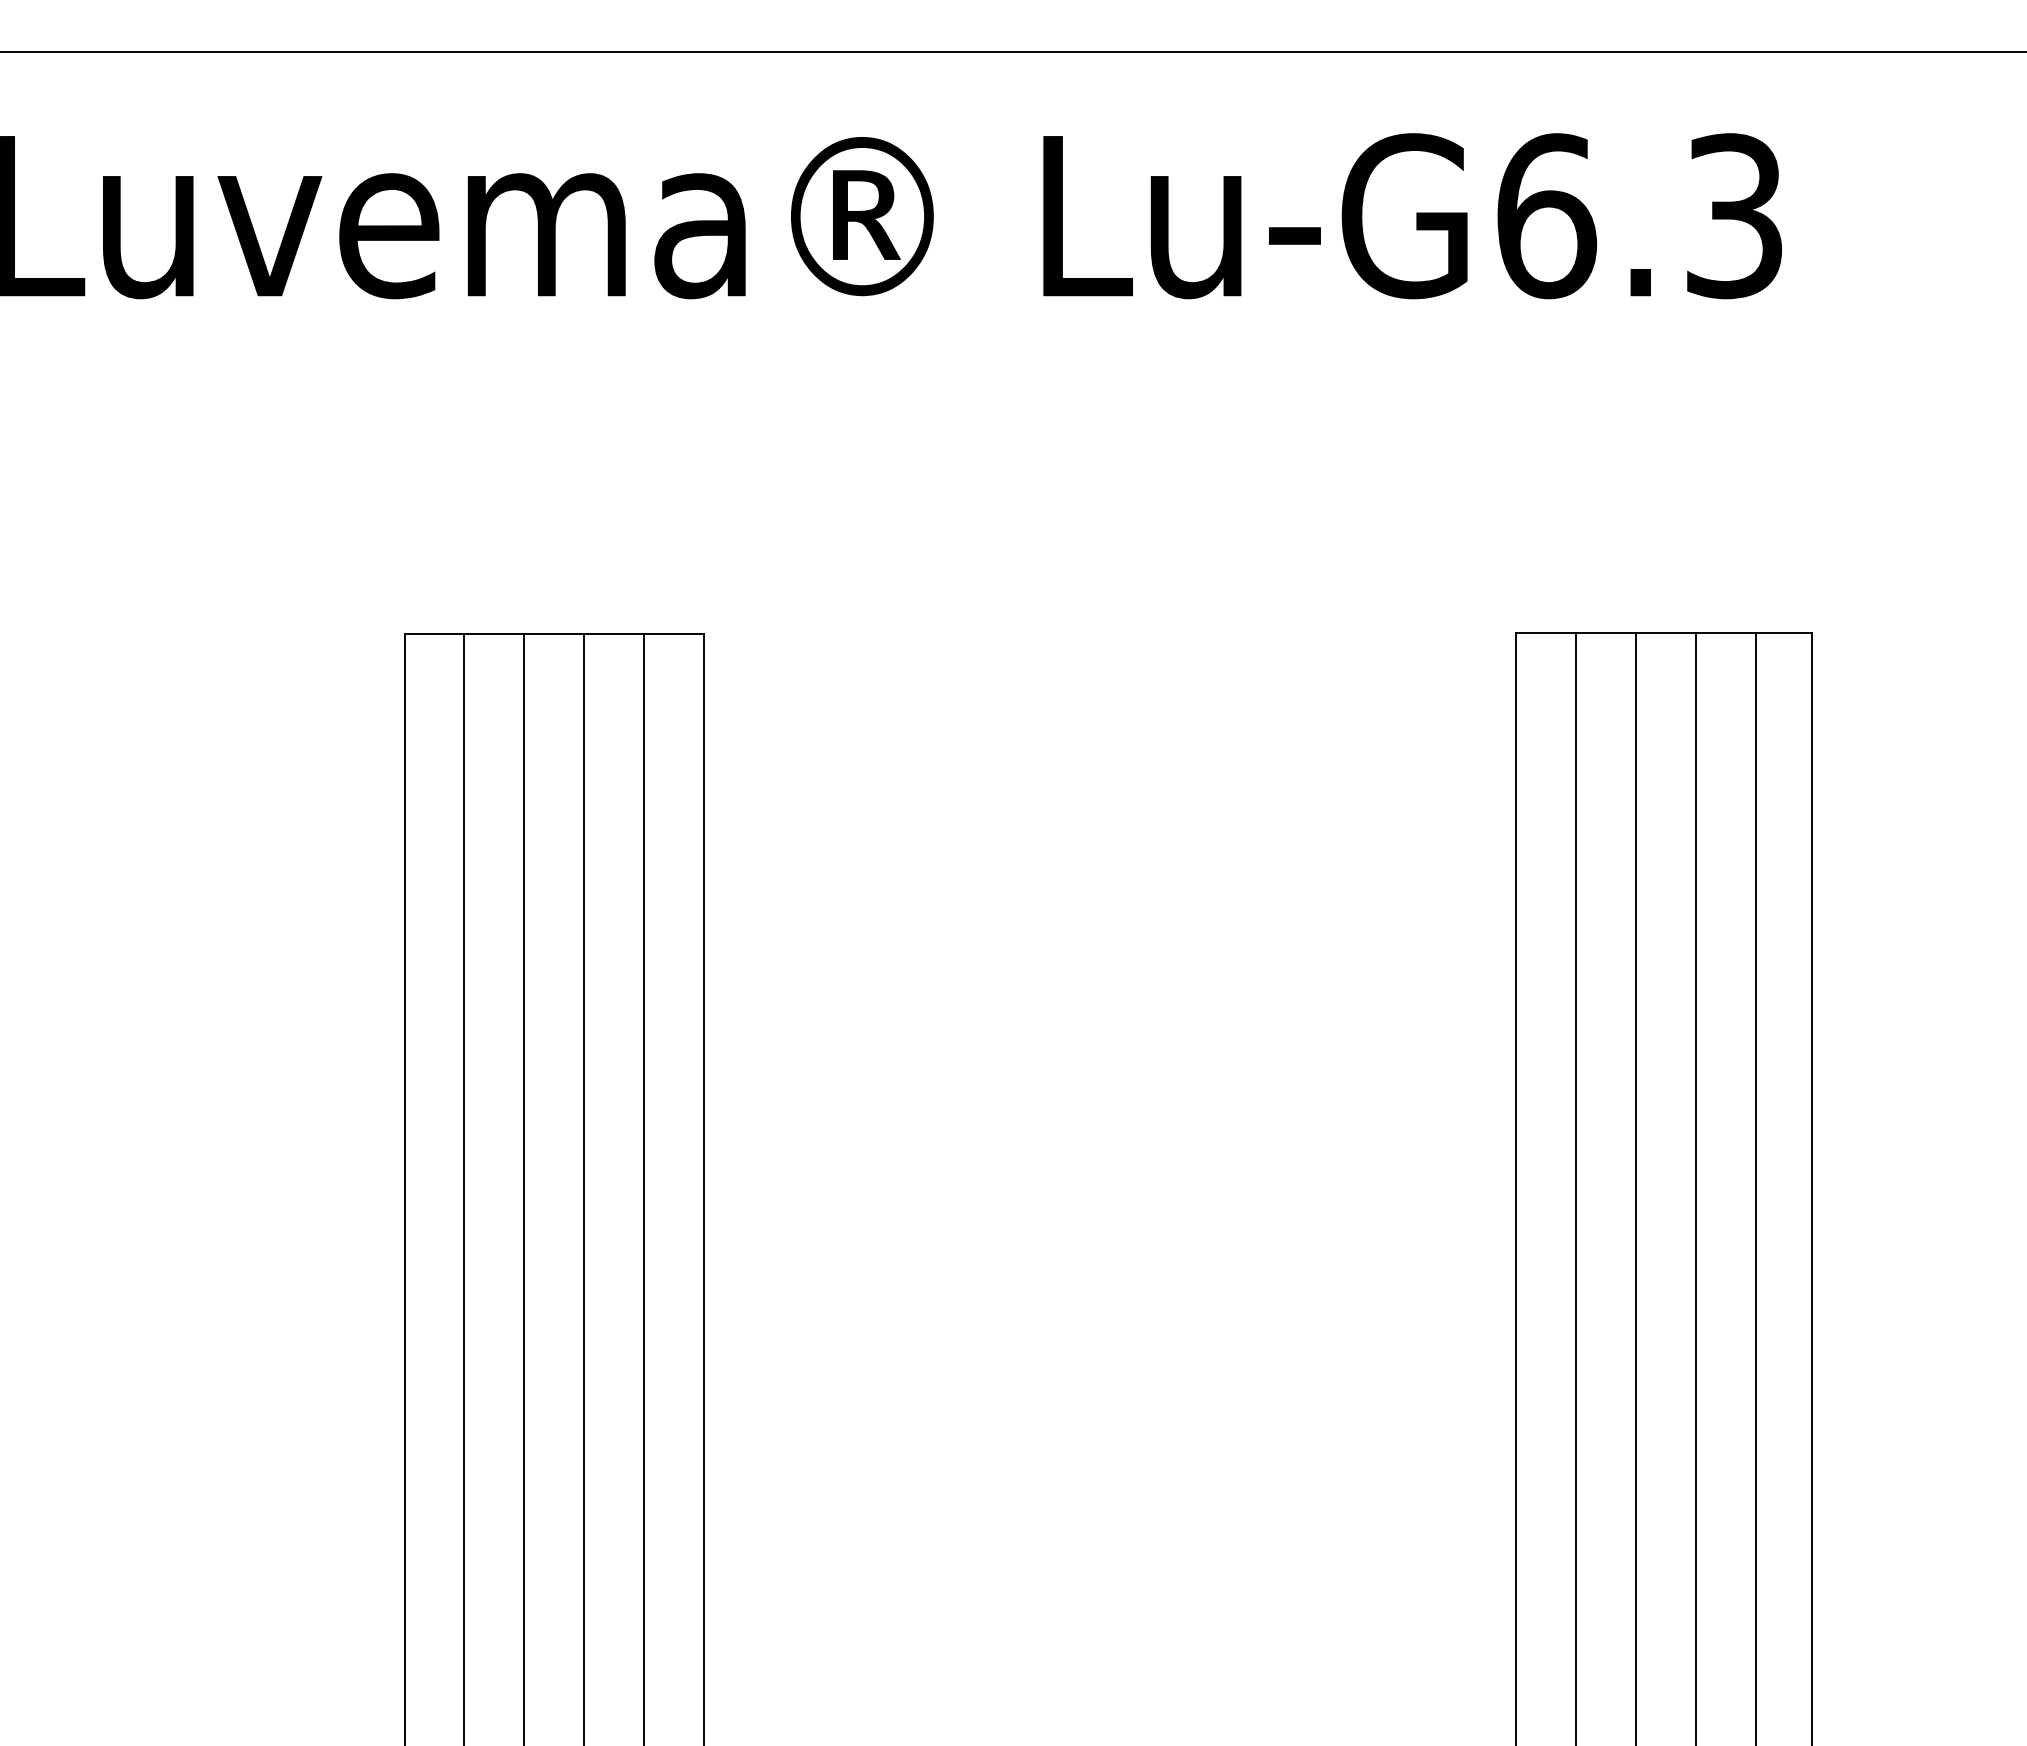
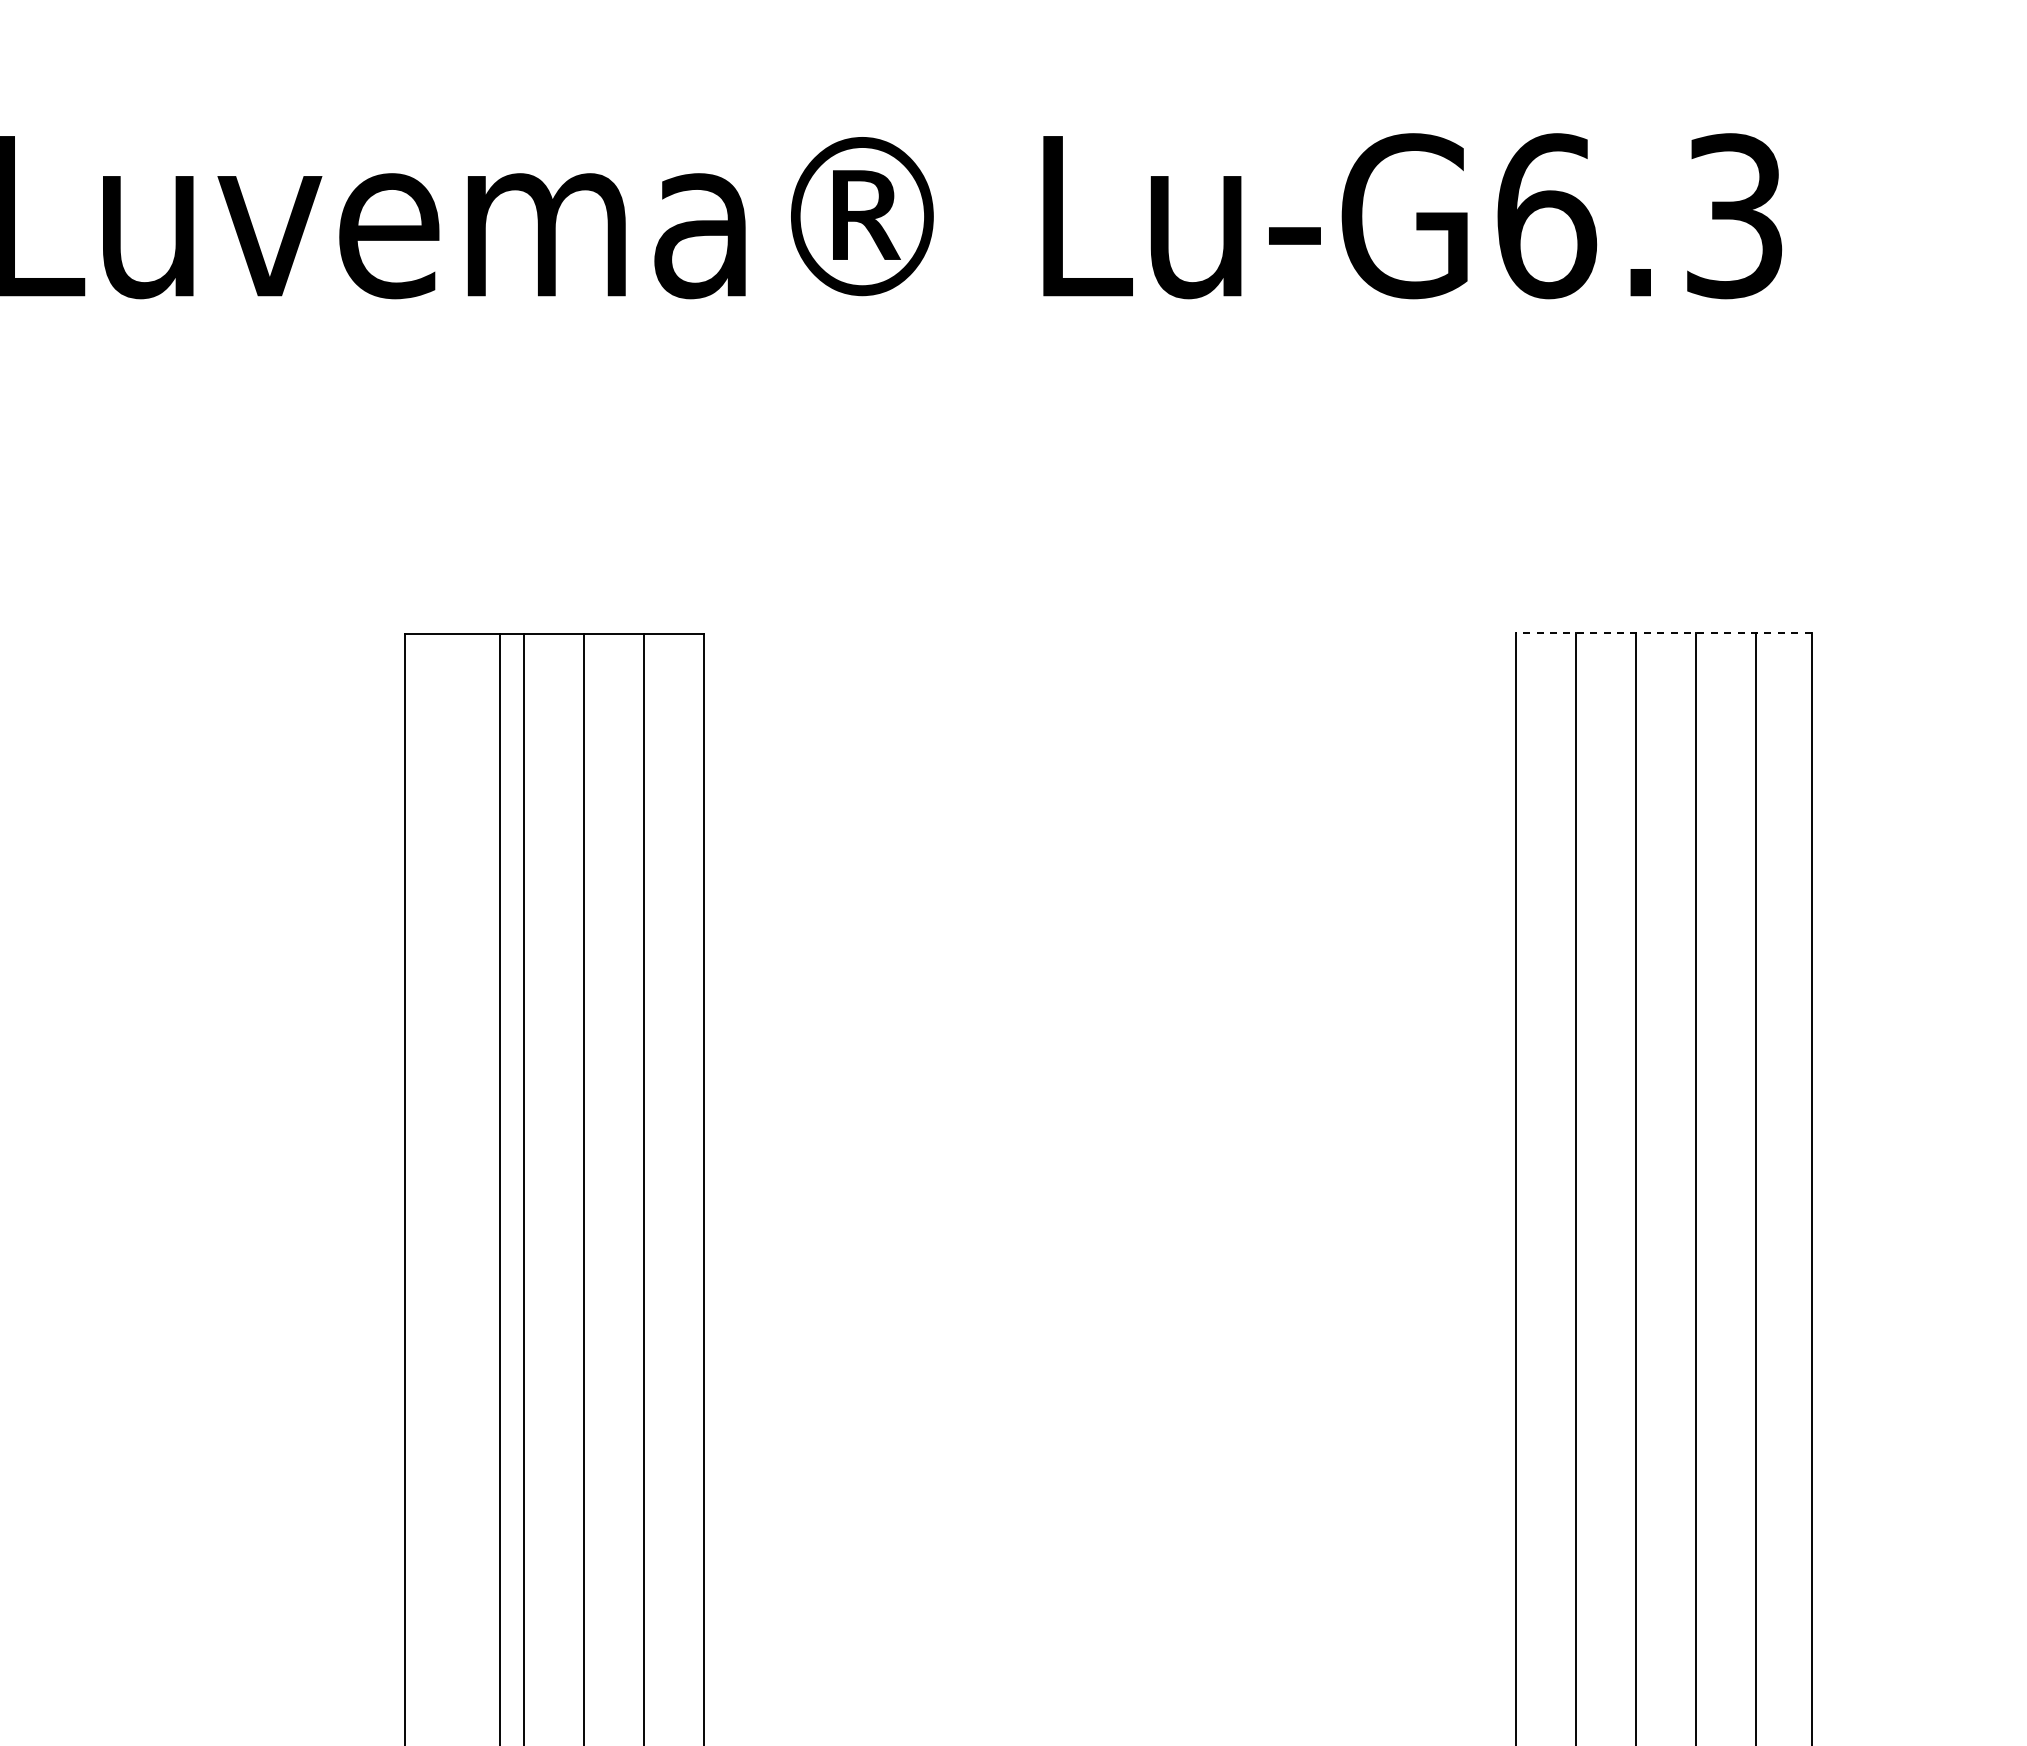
line: present -> none (1012, 52)
line: solid -> dashed (1663, 633)
line position: (464, 1188) -> (500, 1188) (500, 1188)
